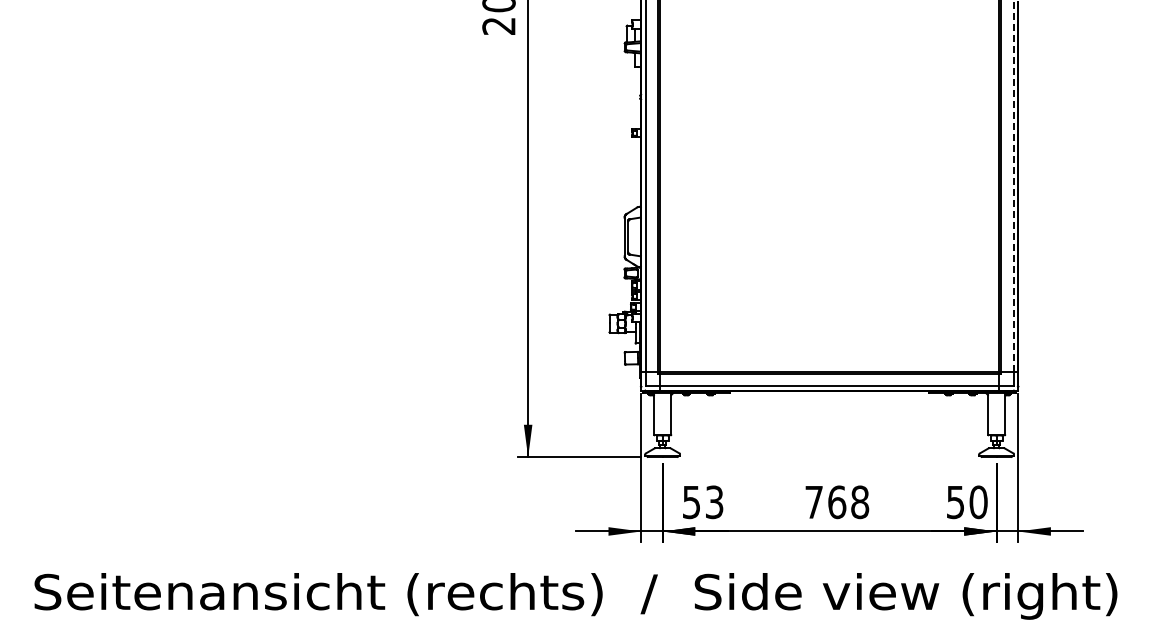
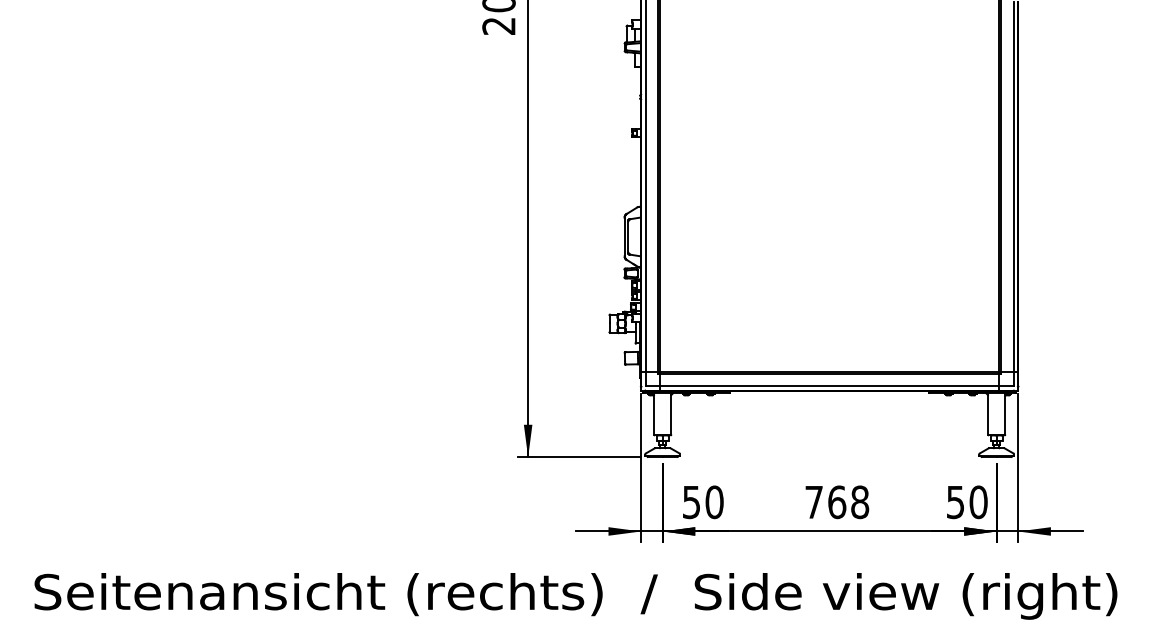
line: dashed -> solid (1013, 186)
text: 53 -> 50 (714, 502)
